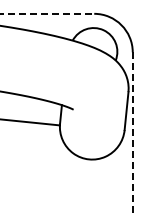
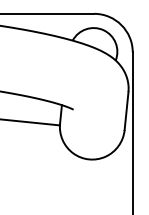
line: dashed -> solid (47, 13)
line: dashed -> solid (132, 133)
